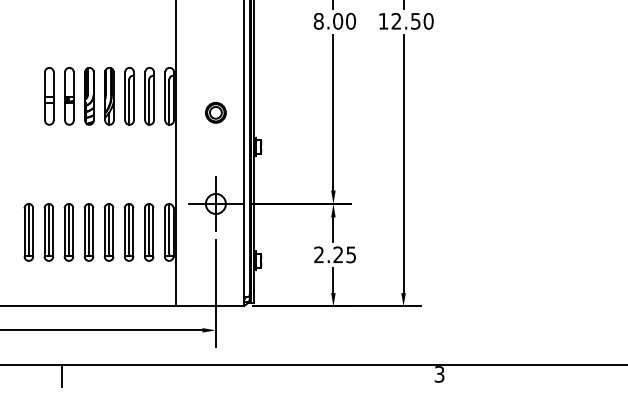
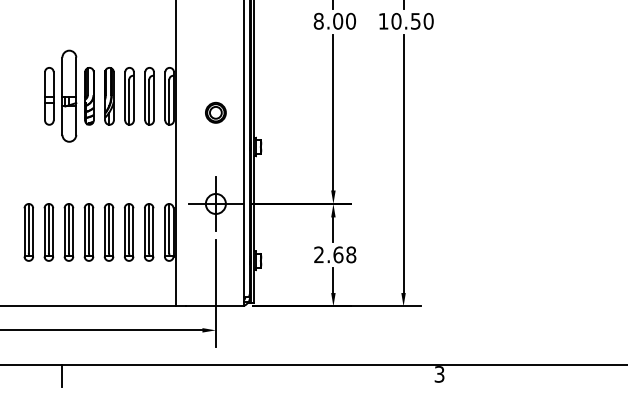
text: 12.50 -> 10.50 (396, 21)
part size: 11x59 px -> 17x94 px (69, 95)
text: 2.25 -> 2.68 (344, 254)
